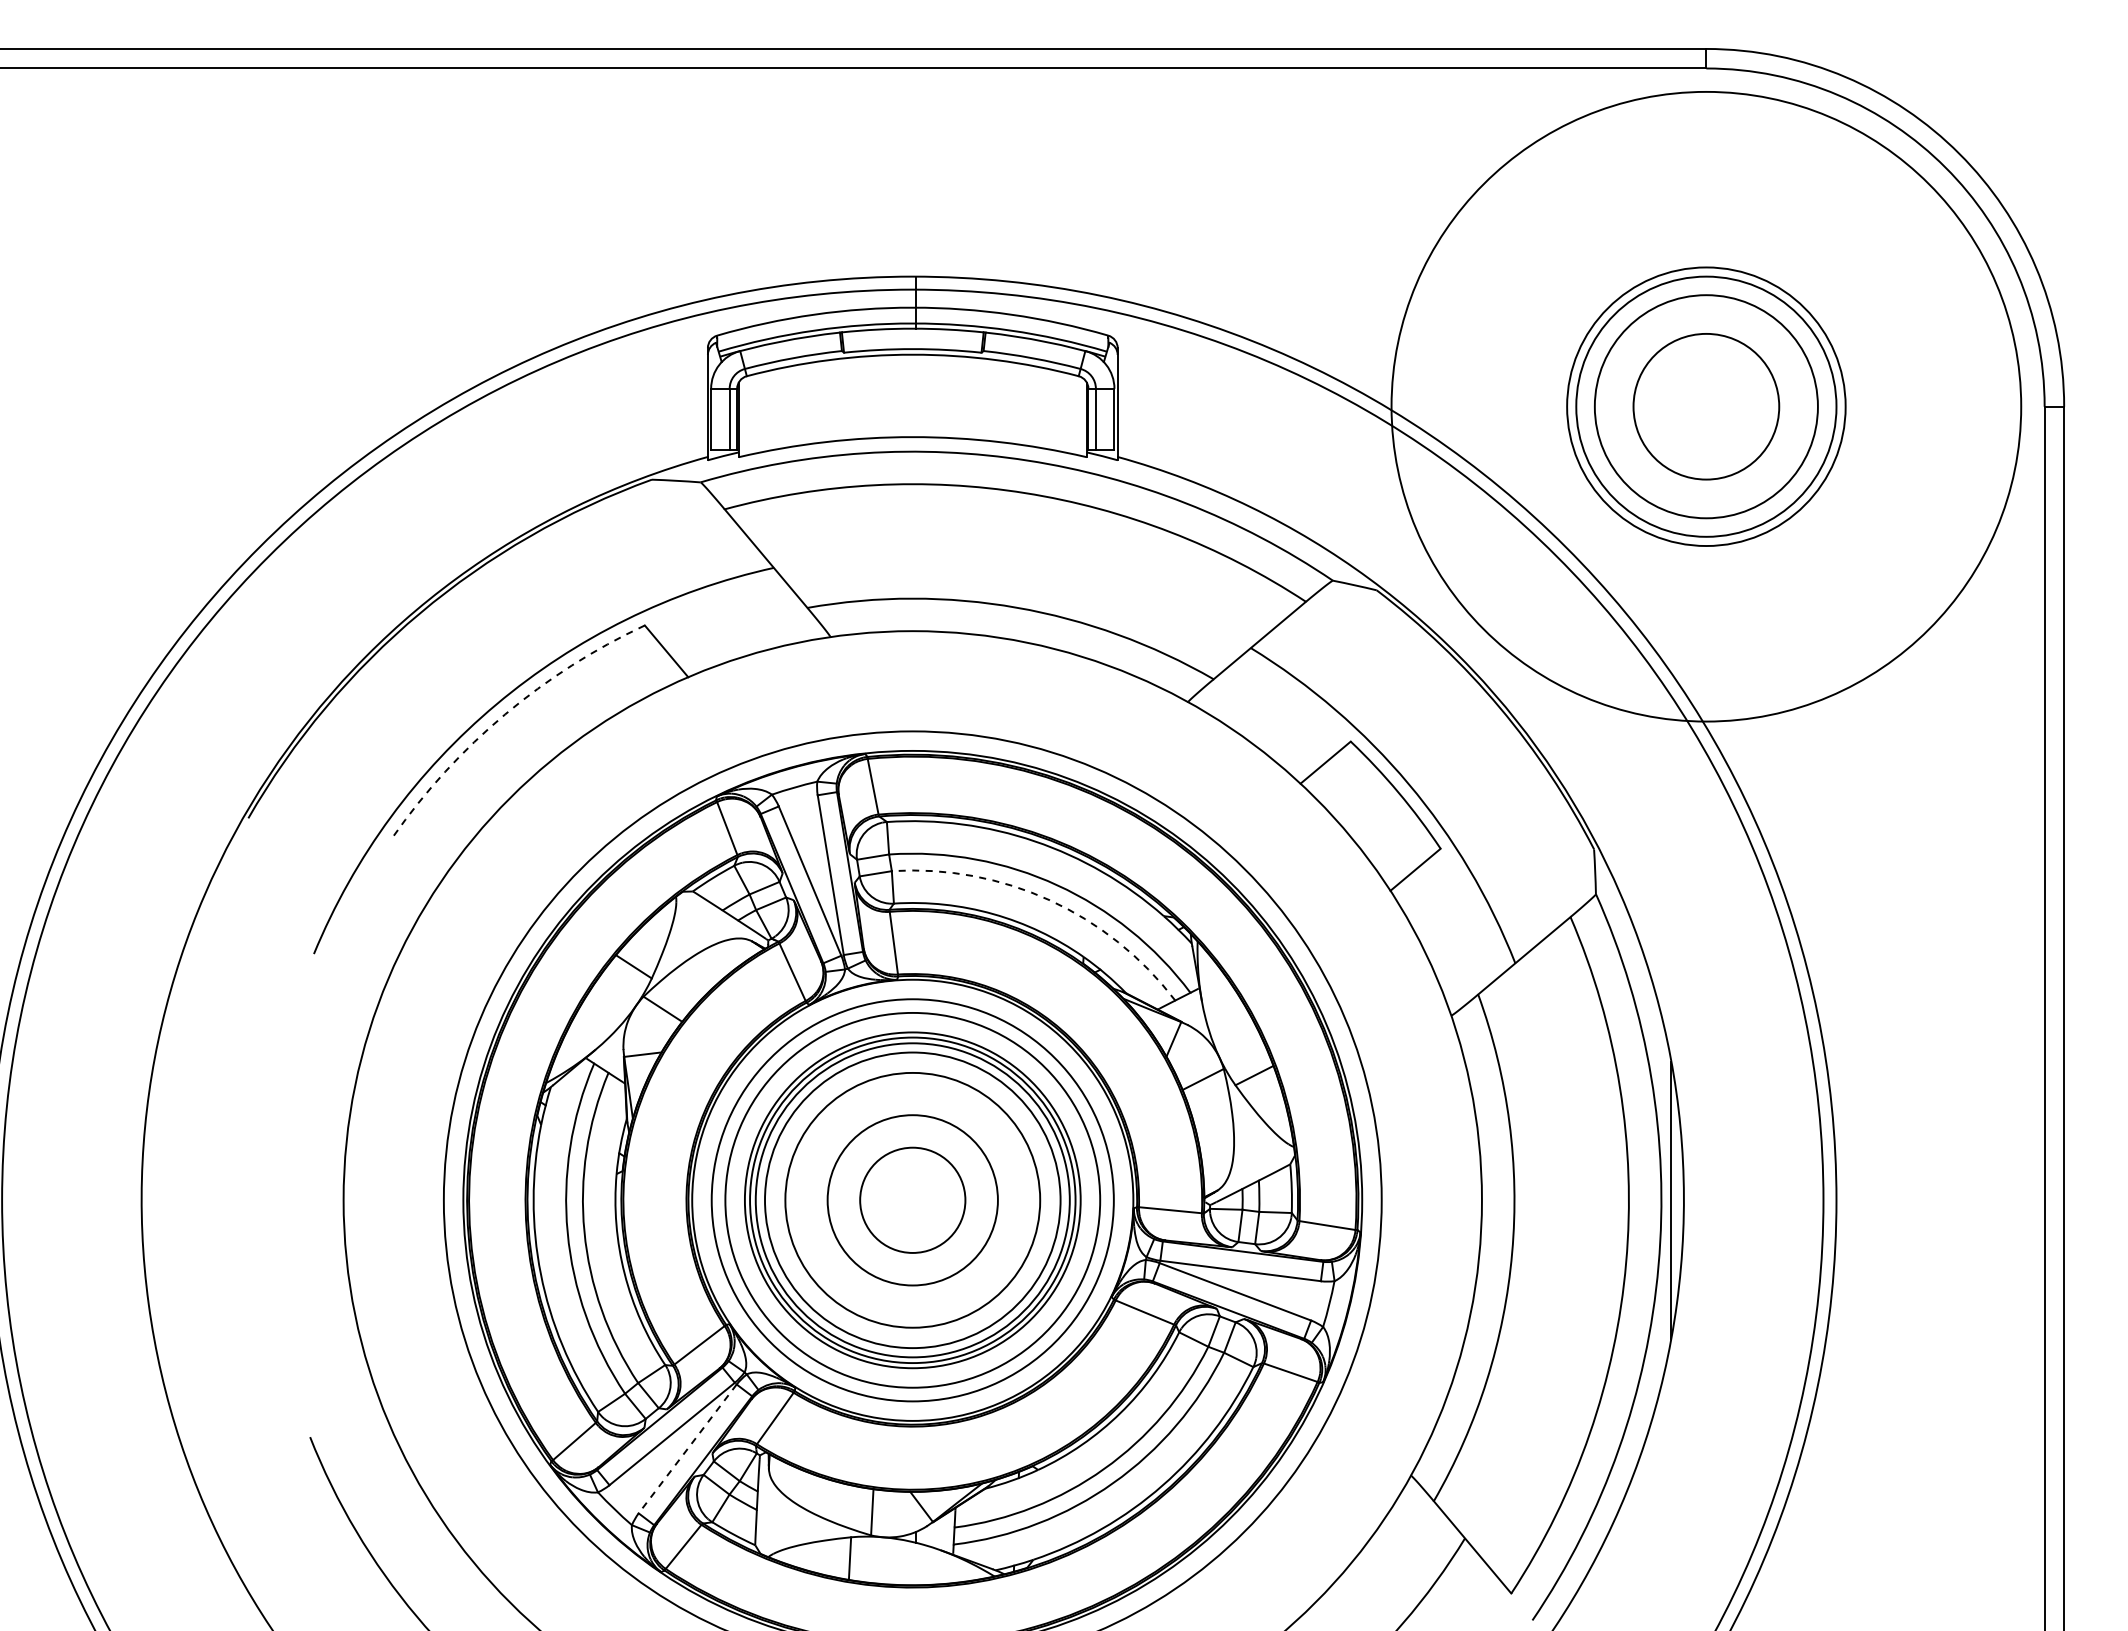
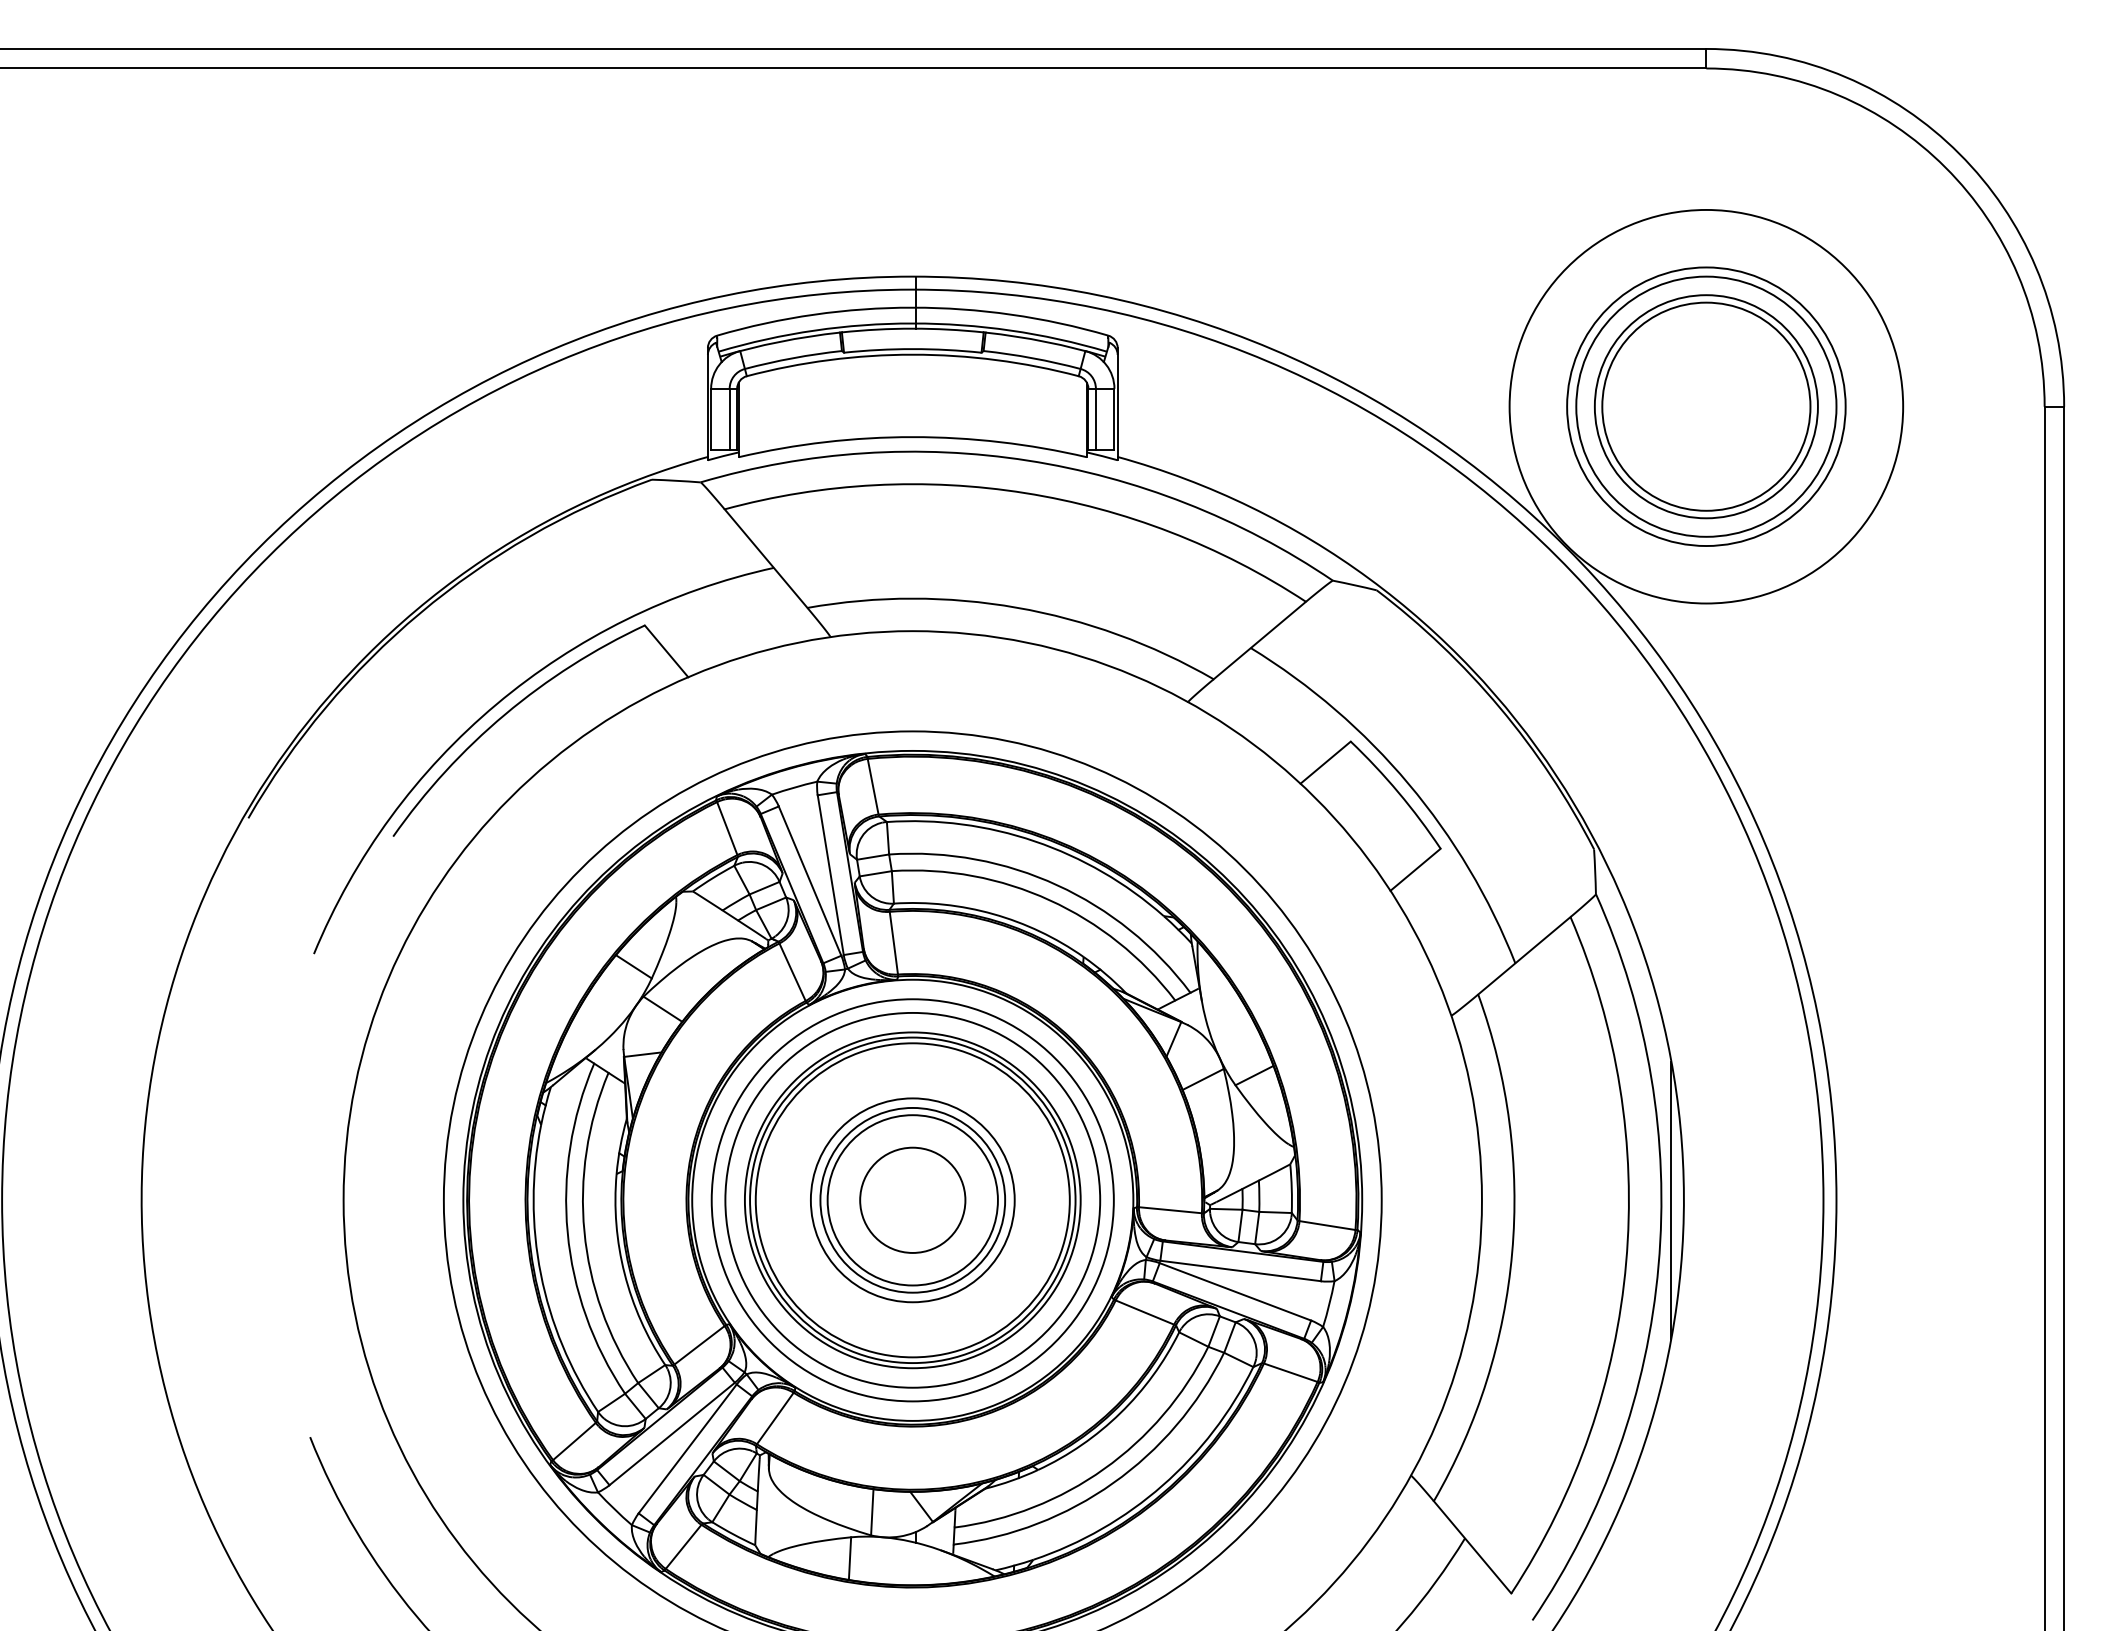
circle diameter: 146 px -> 208 px (1706, 406)
circle diameter: 630 px -> 394 px (1706, 406)
arc: dashed -> solid (505, 714)
arc: dashed -> solid (1049, 900)
circle diameter: 255 px -> 204 px (912, 1200)
circle diameter: 296 px -> 185 px (912, 1199)
line: dashed -> solid (687, 1448)
